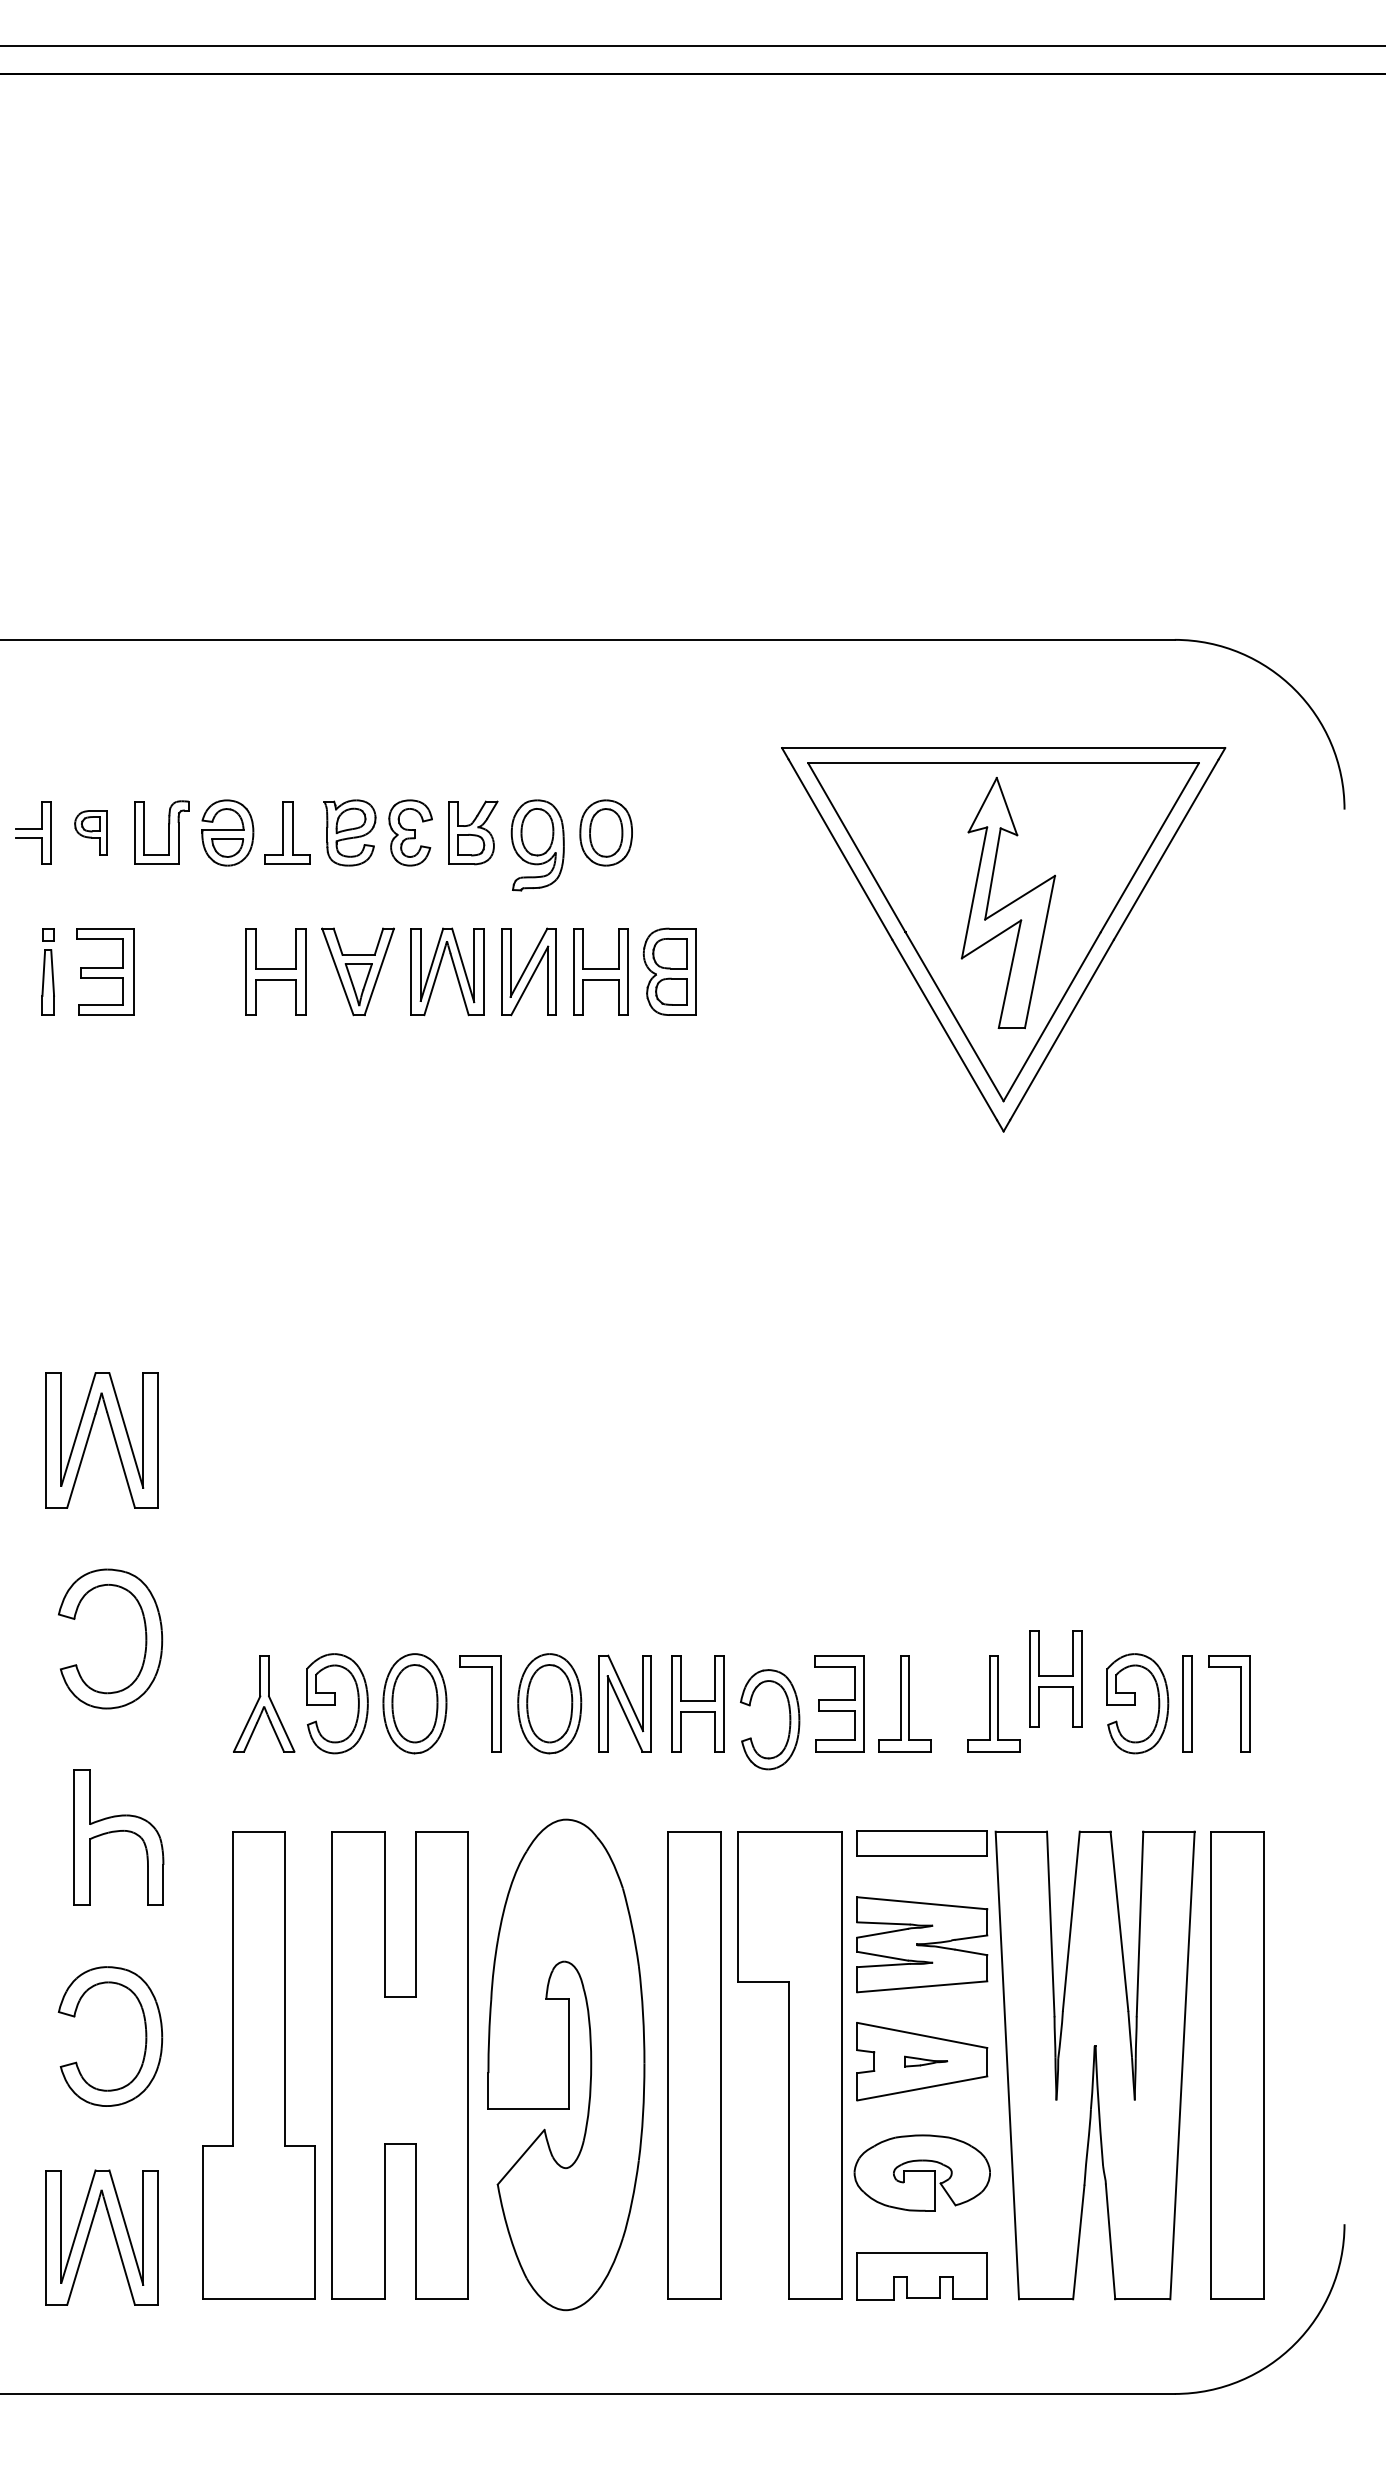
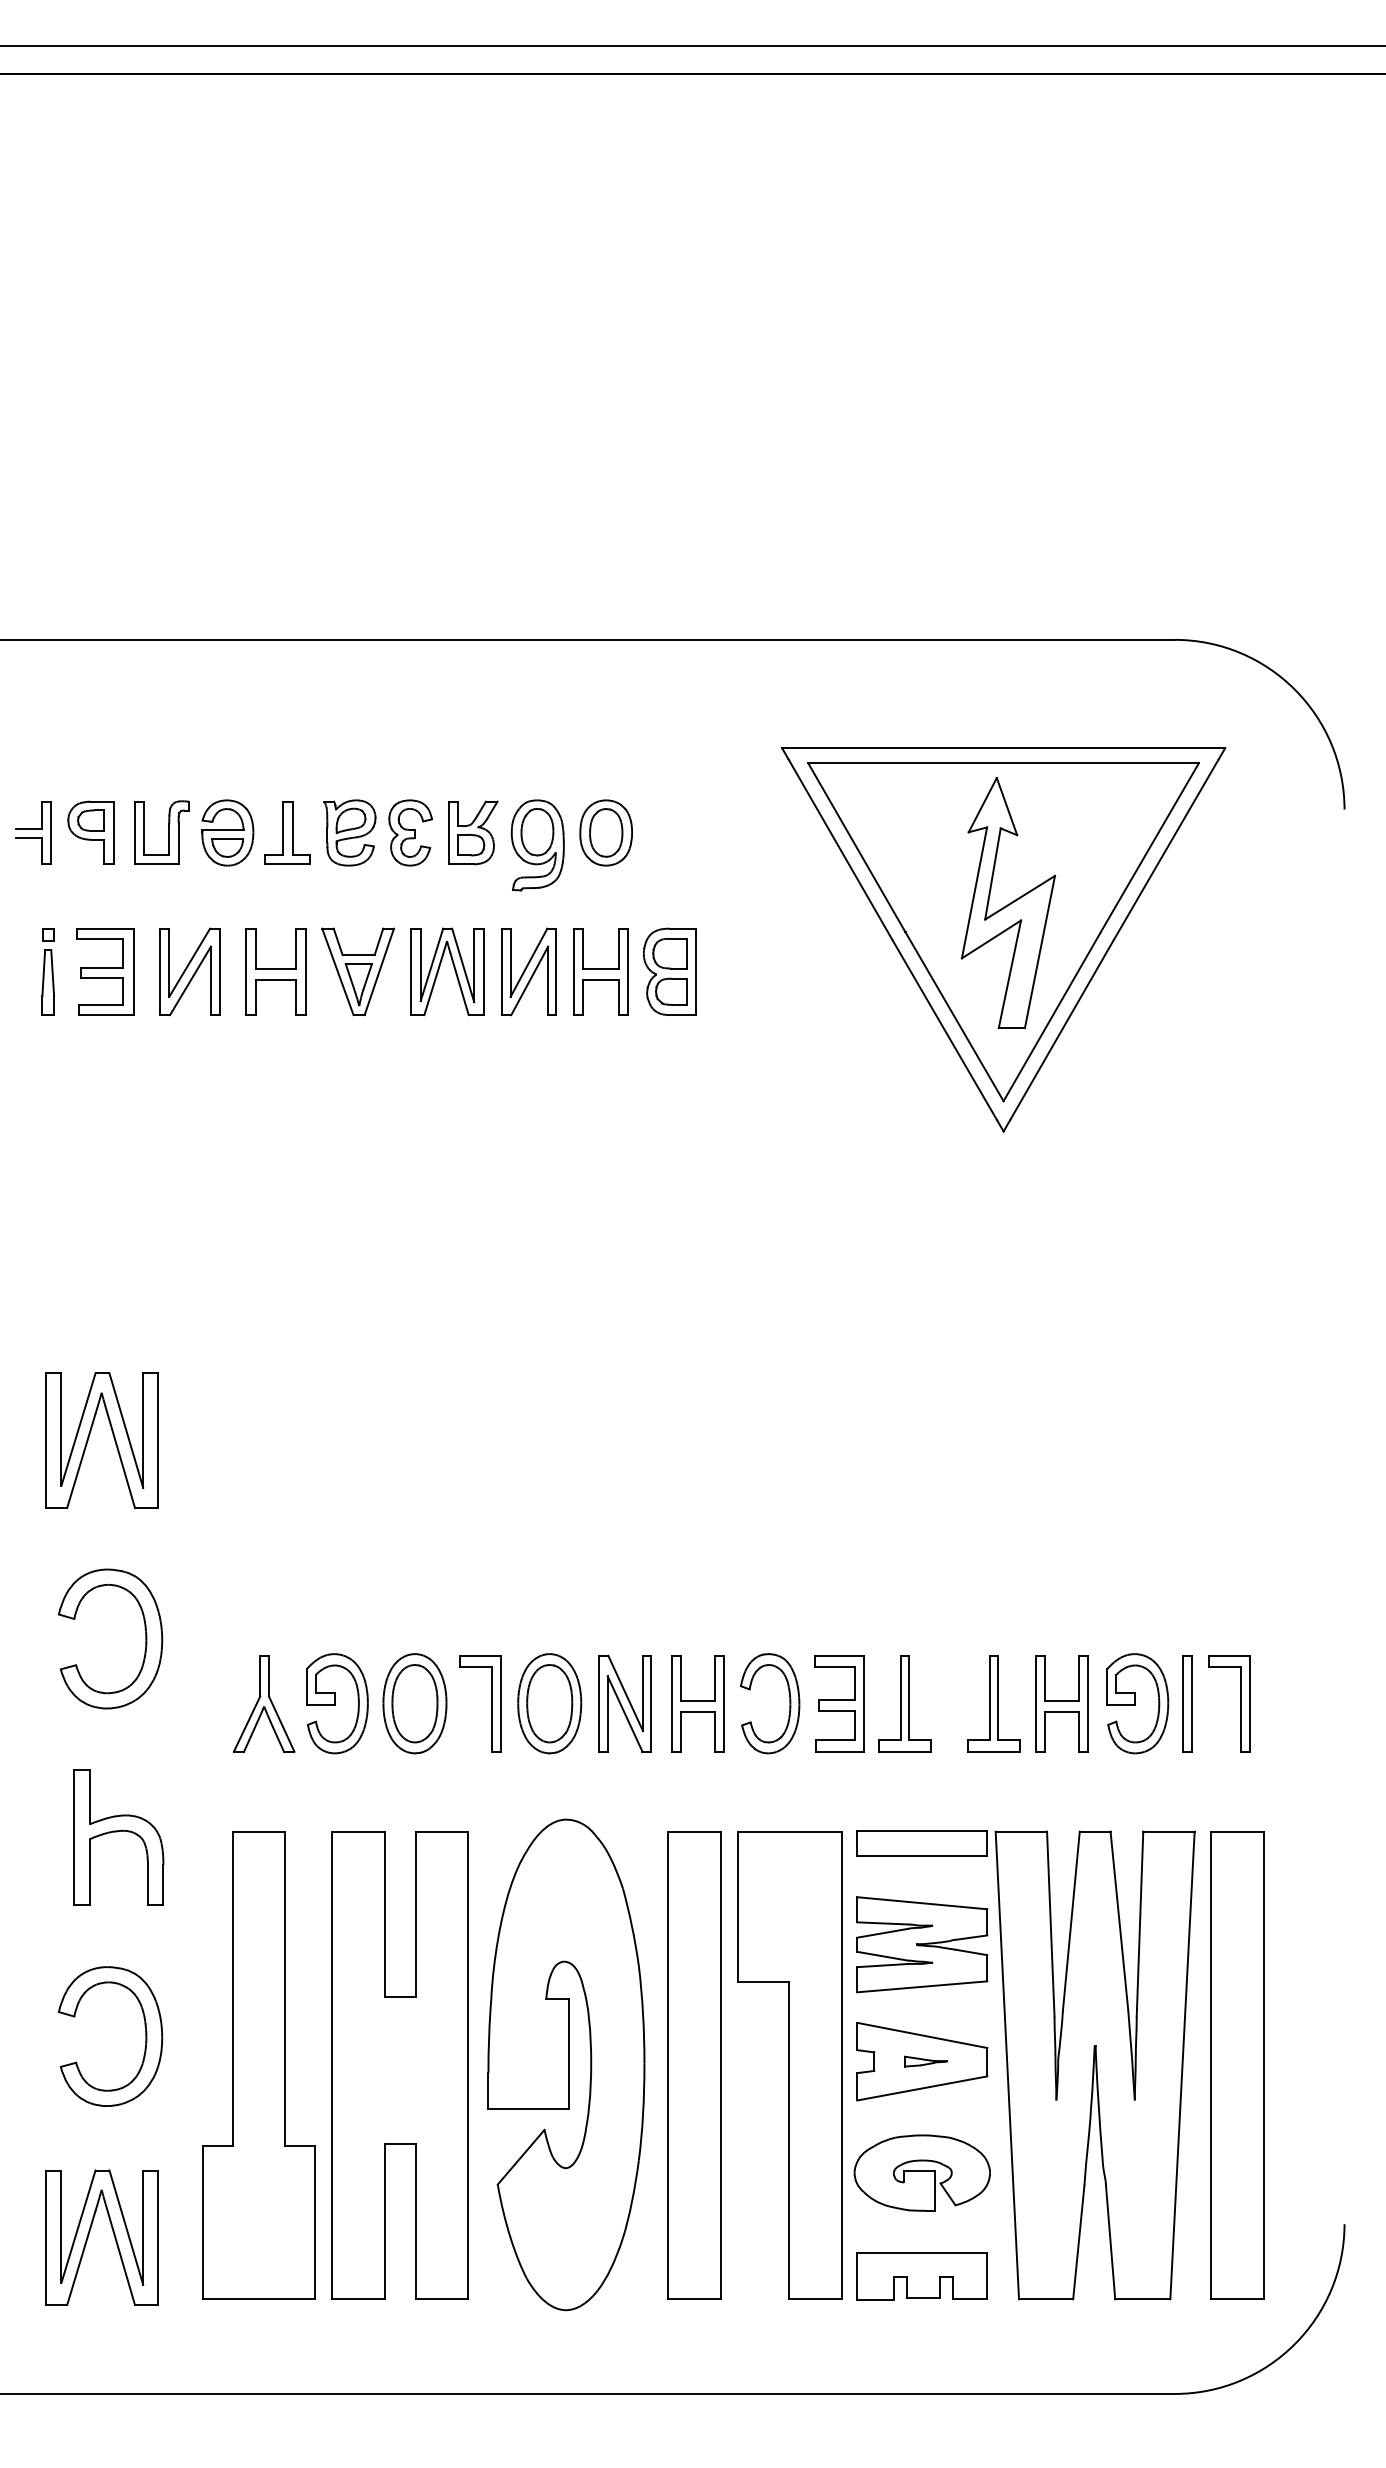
part size: 34x46 px -> 48x65 px (90, 832)
part: none -> present (189, 971)
part position: (1055, 1678) -> (1061, 1703) (1061, 1703)
part position: (789, 1719) -> (789, 1703) (789, 1703)
